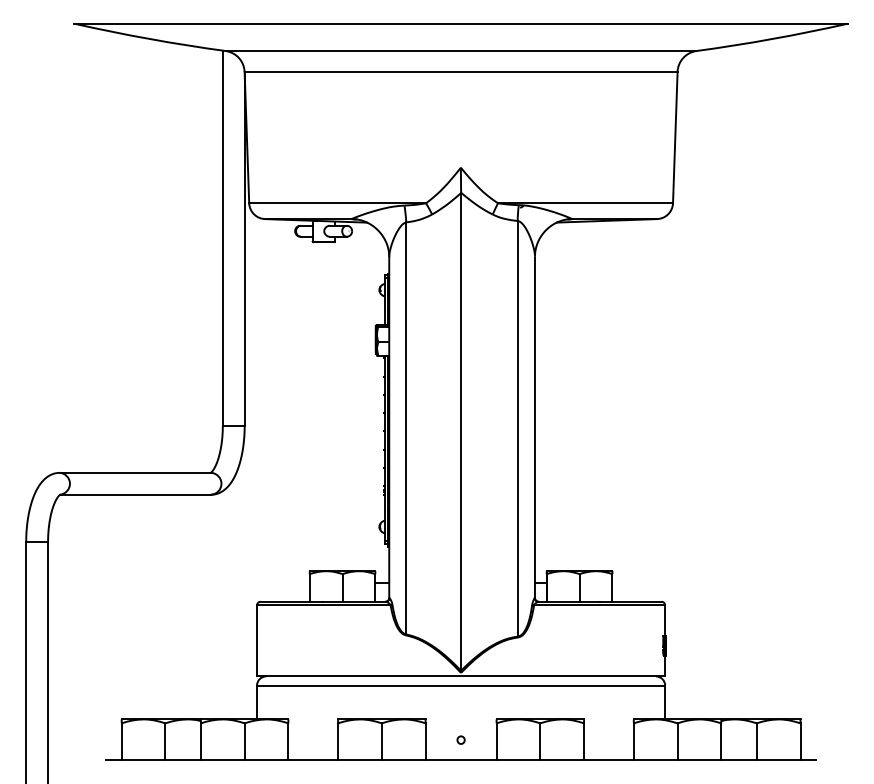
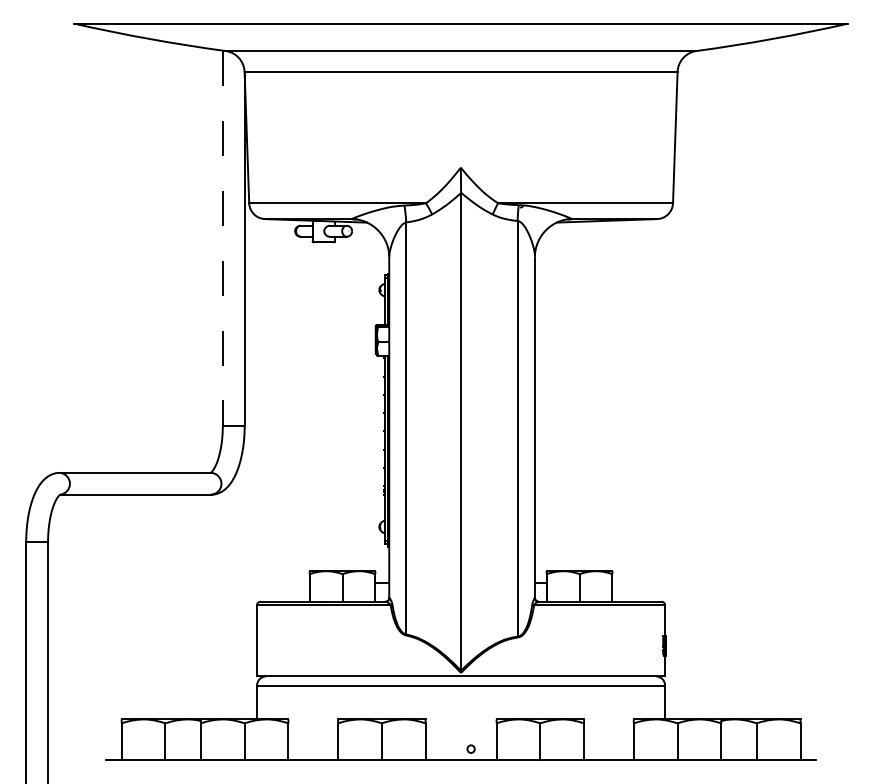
line: solid -> dashed (222, 238)
part position: (460, 739) -> (470, 748) (470, 748)
